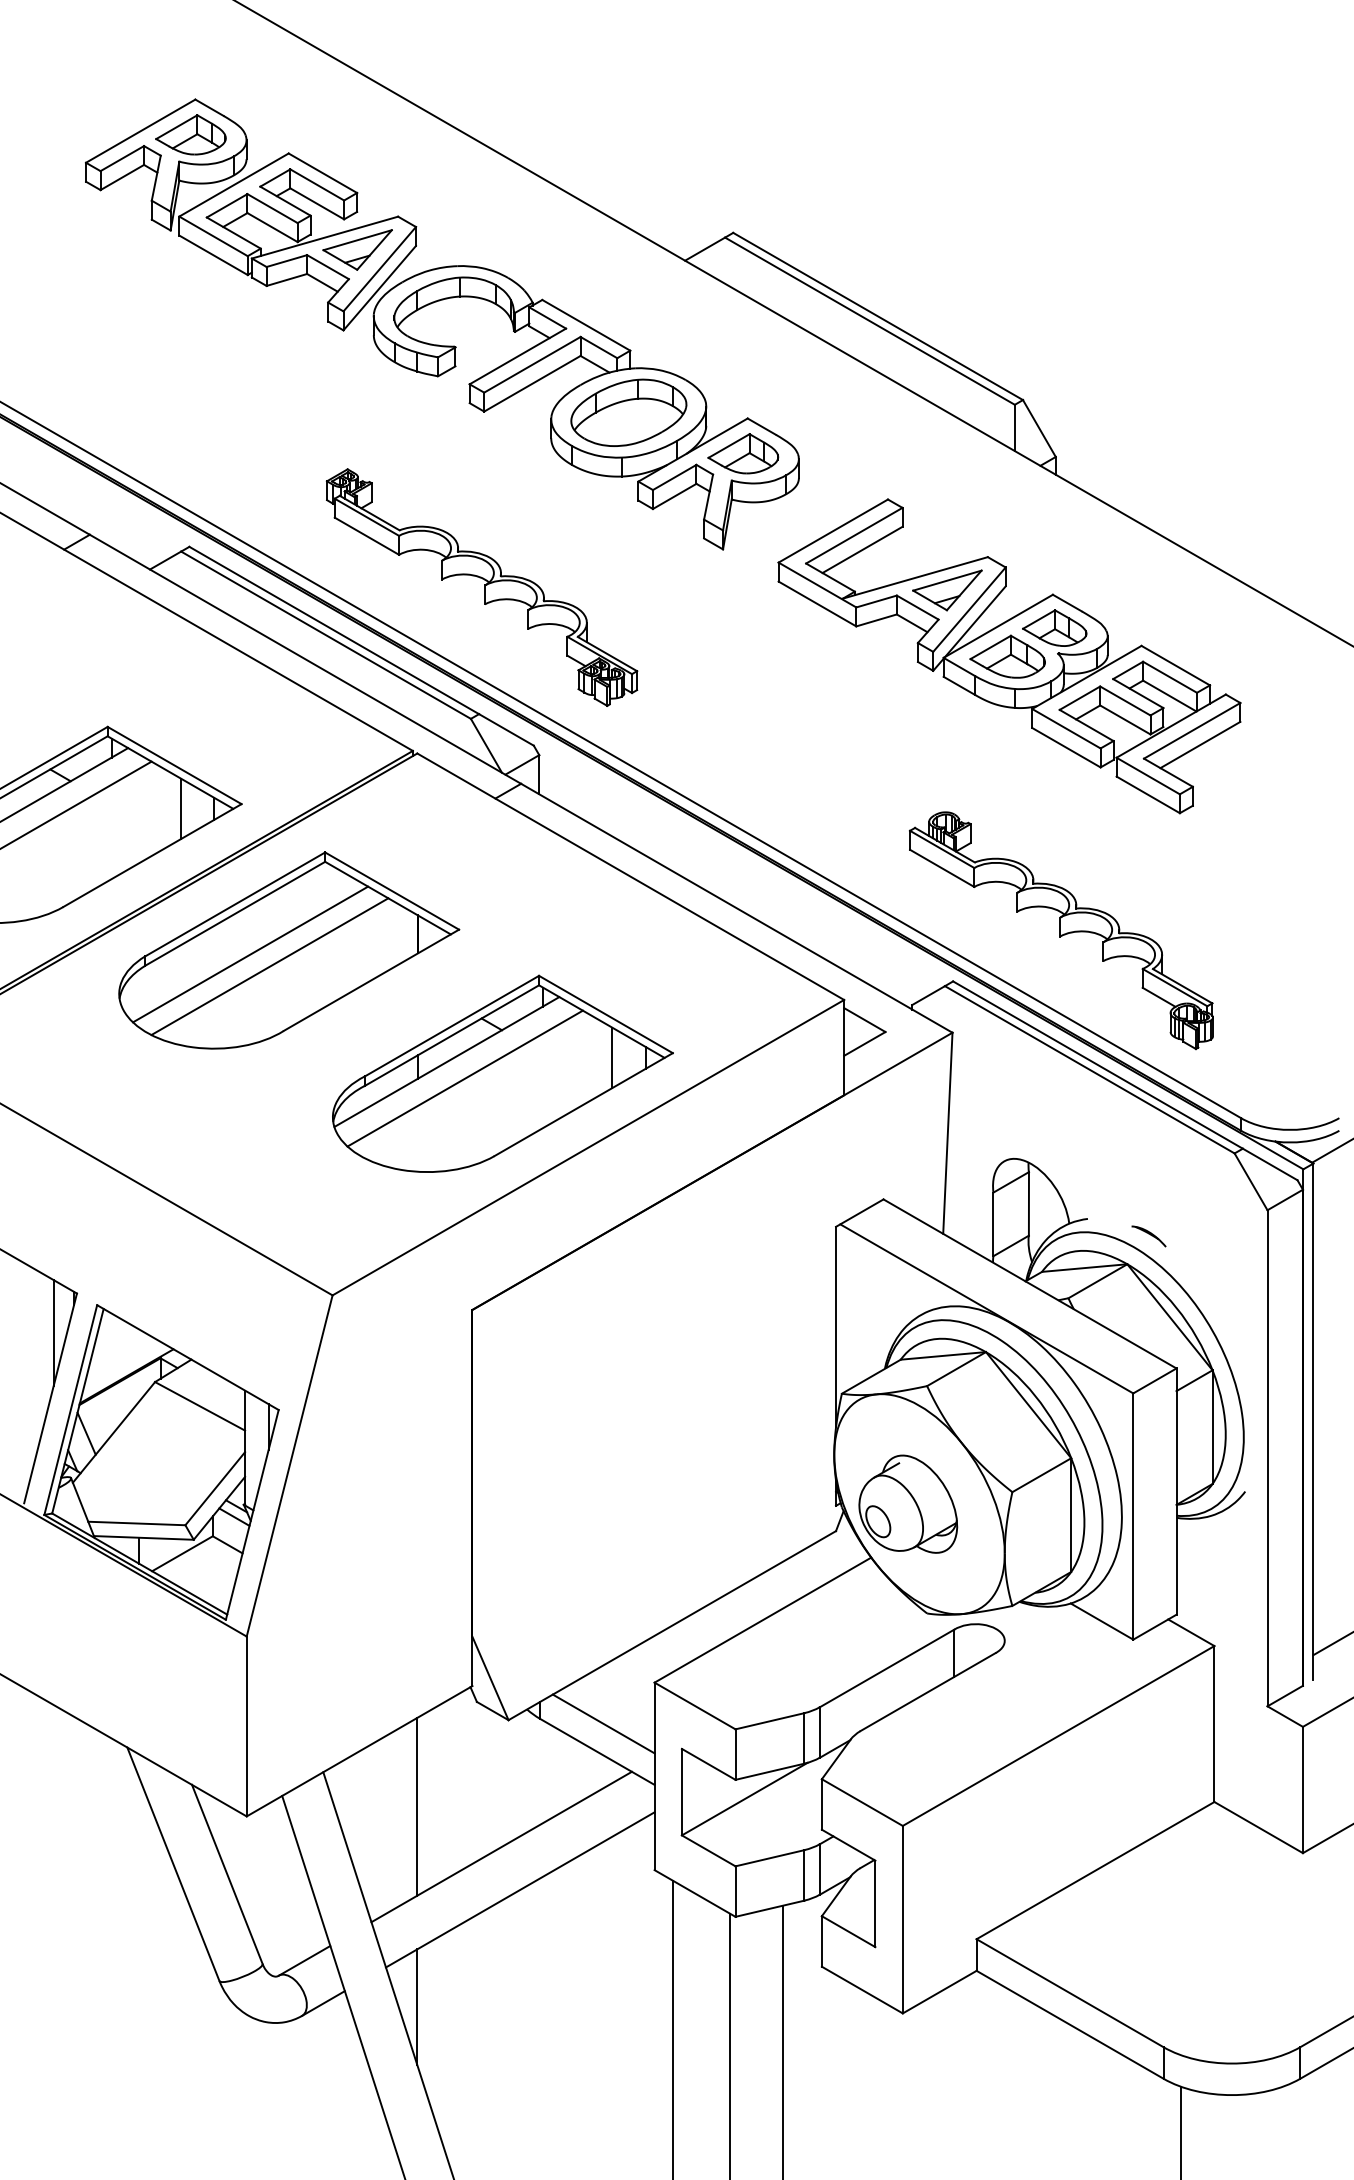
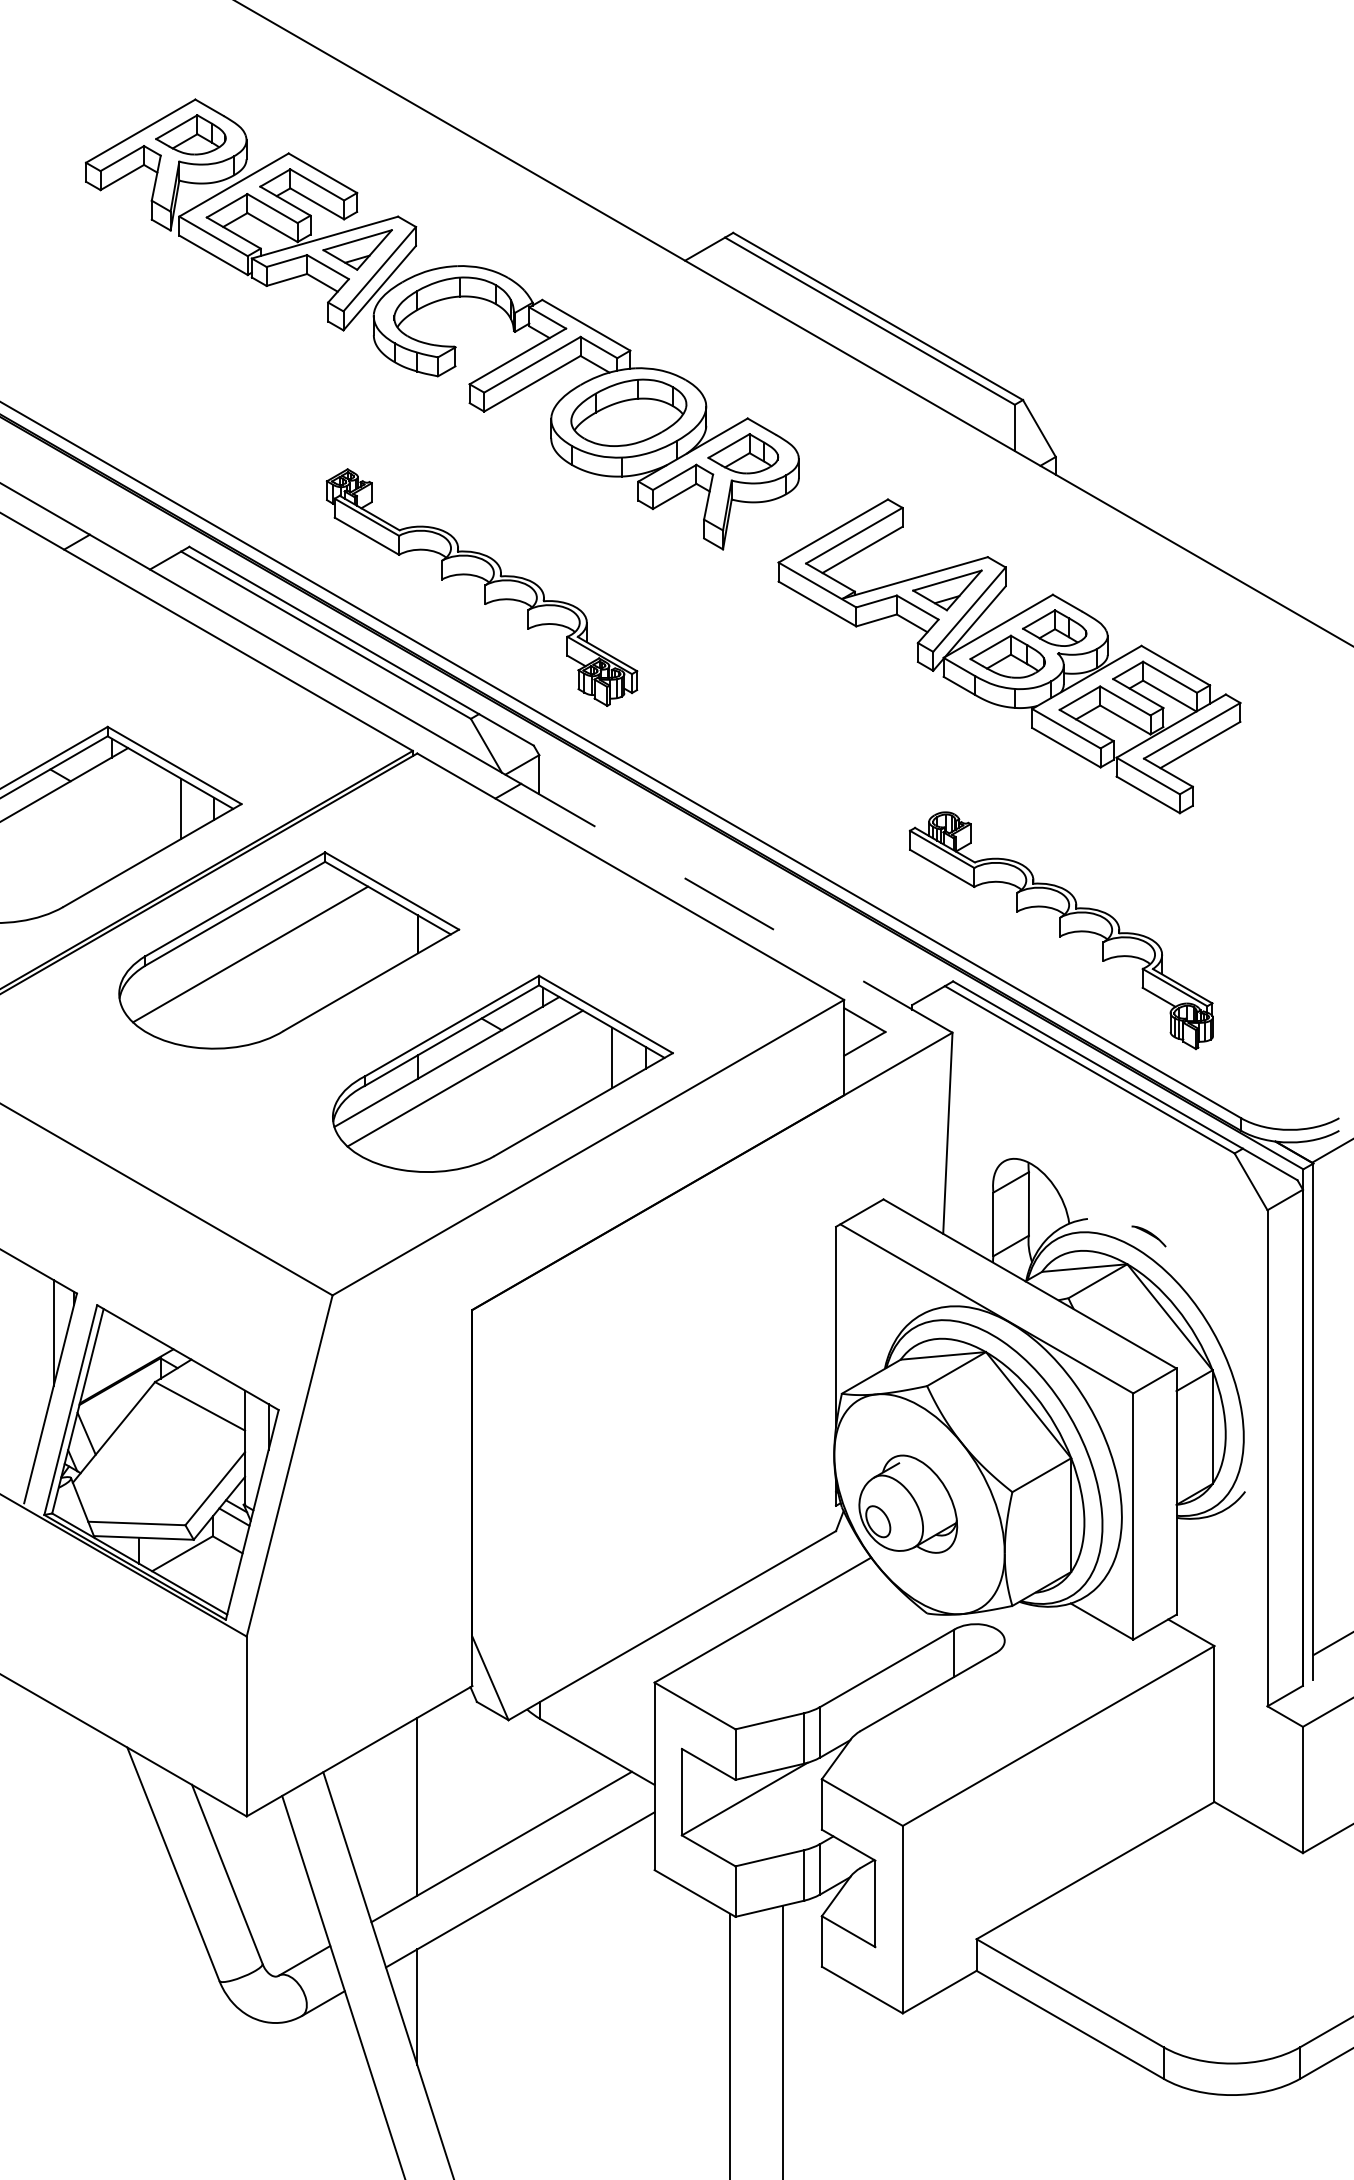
line: present -> none (76, 804)
line: solid -> dashed (736, 908)
line: present -> none (269, 966)
line: present -> none (603, 1723)
line: present -> none (672, 2028)
line: present -> none (1180, 2131)
